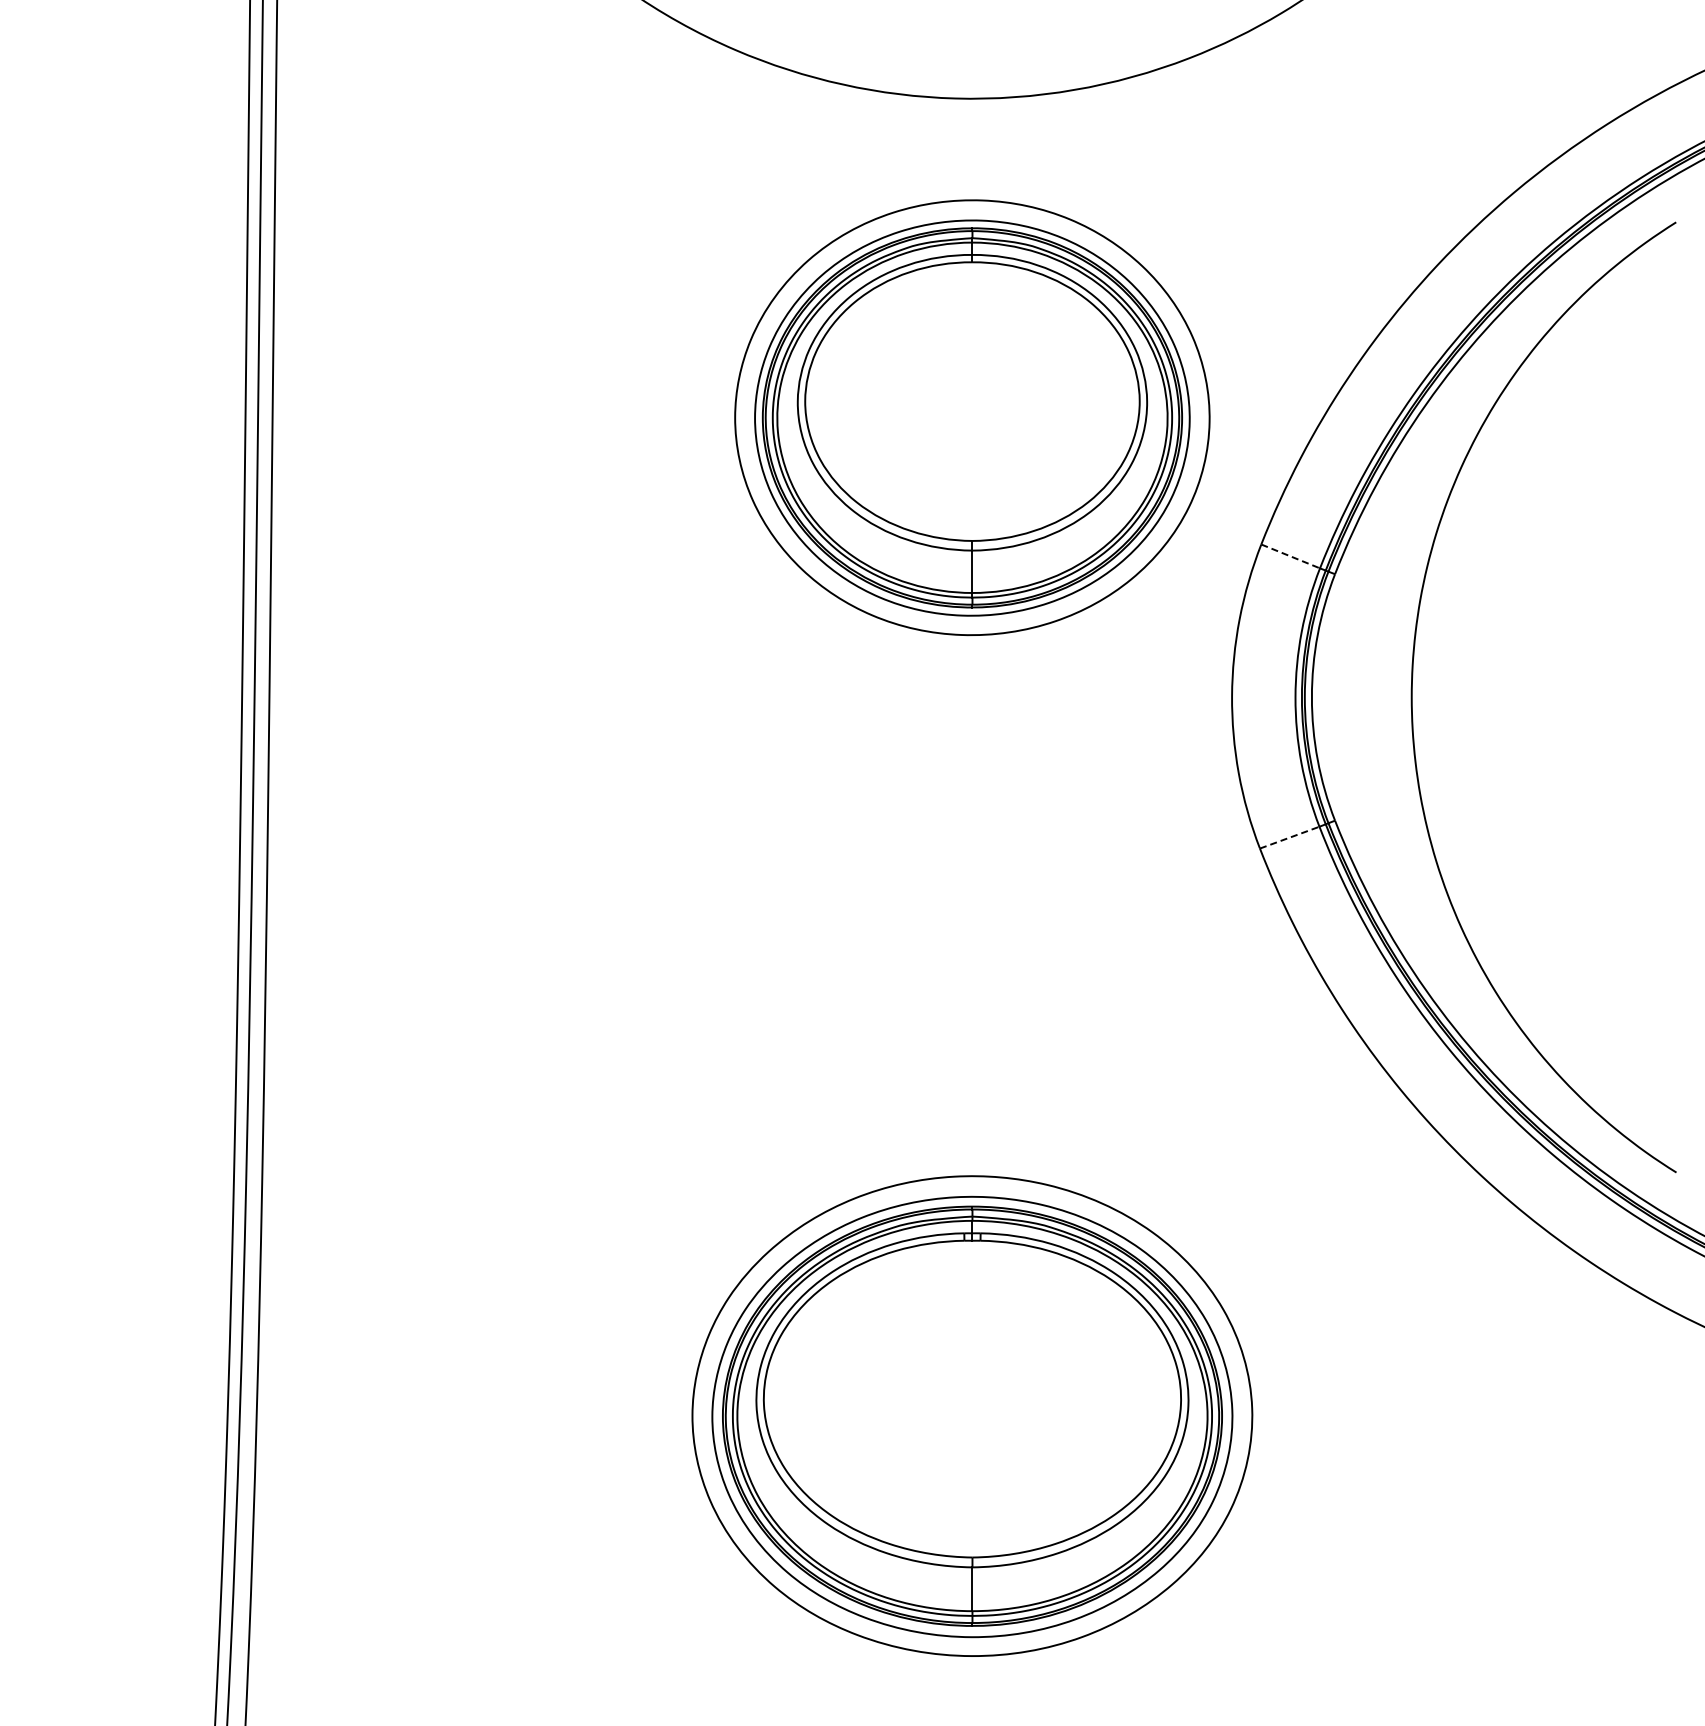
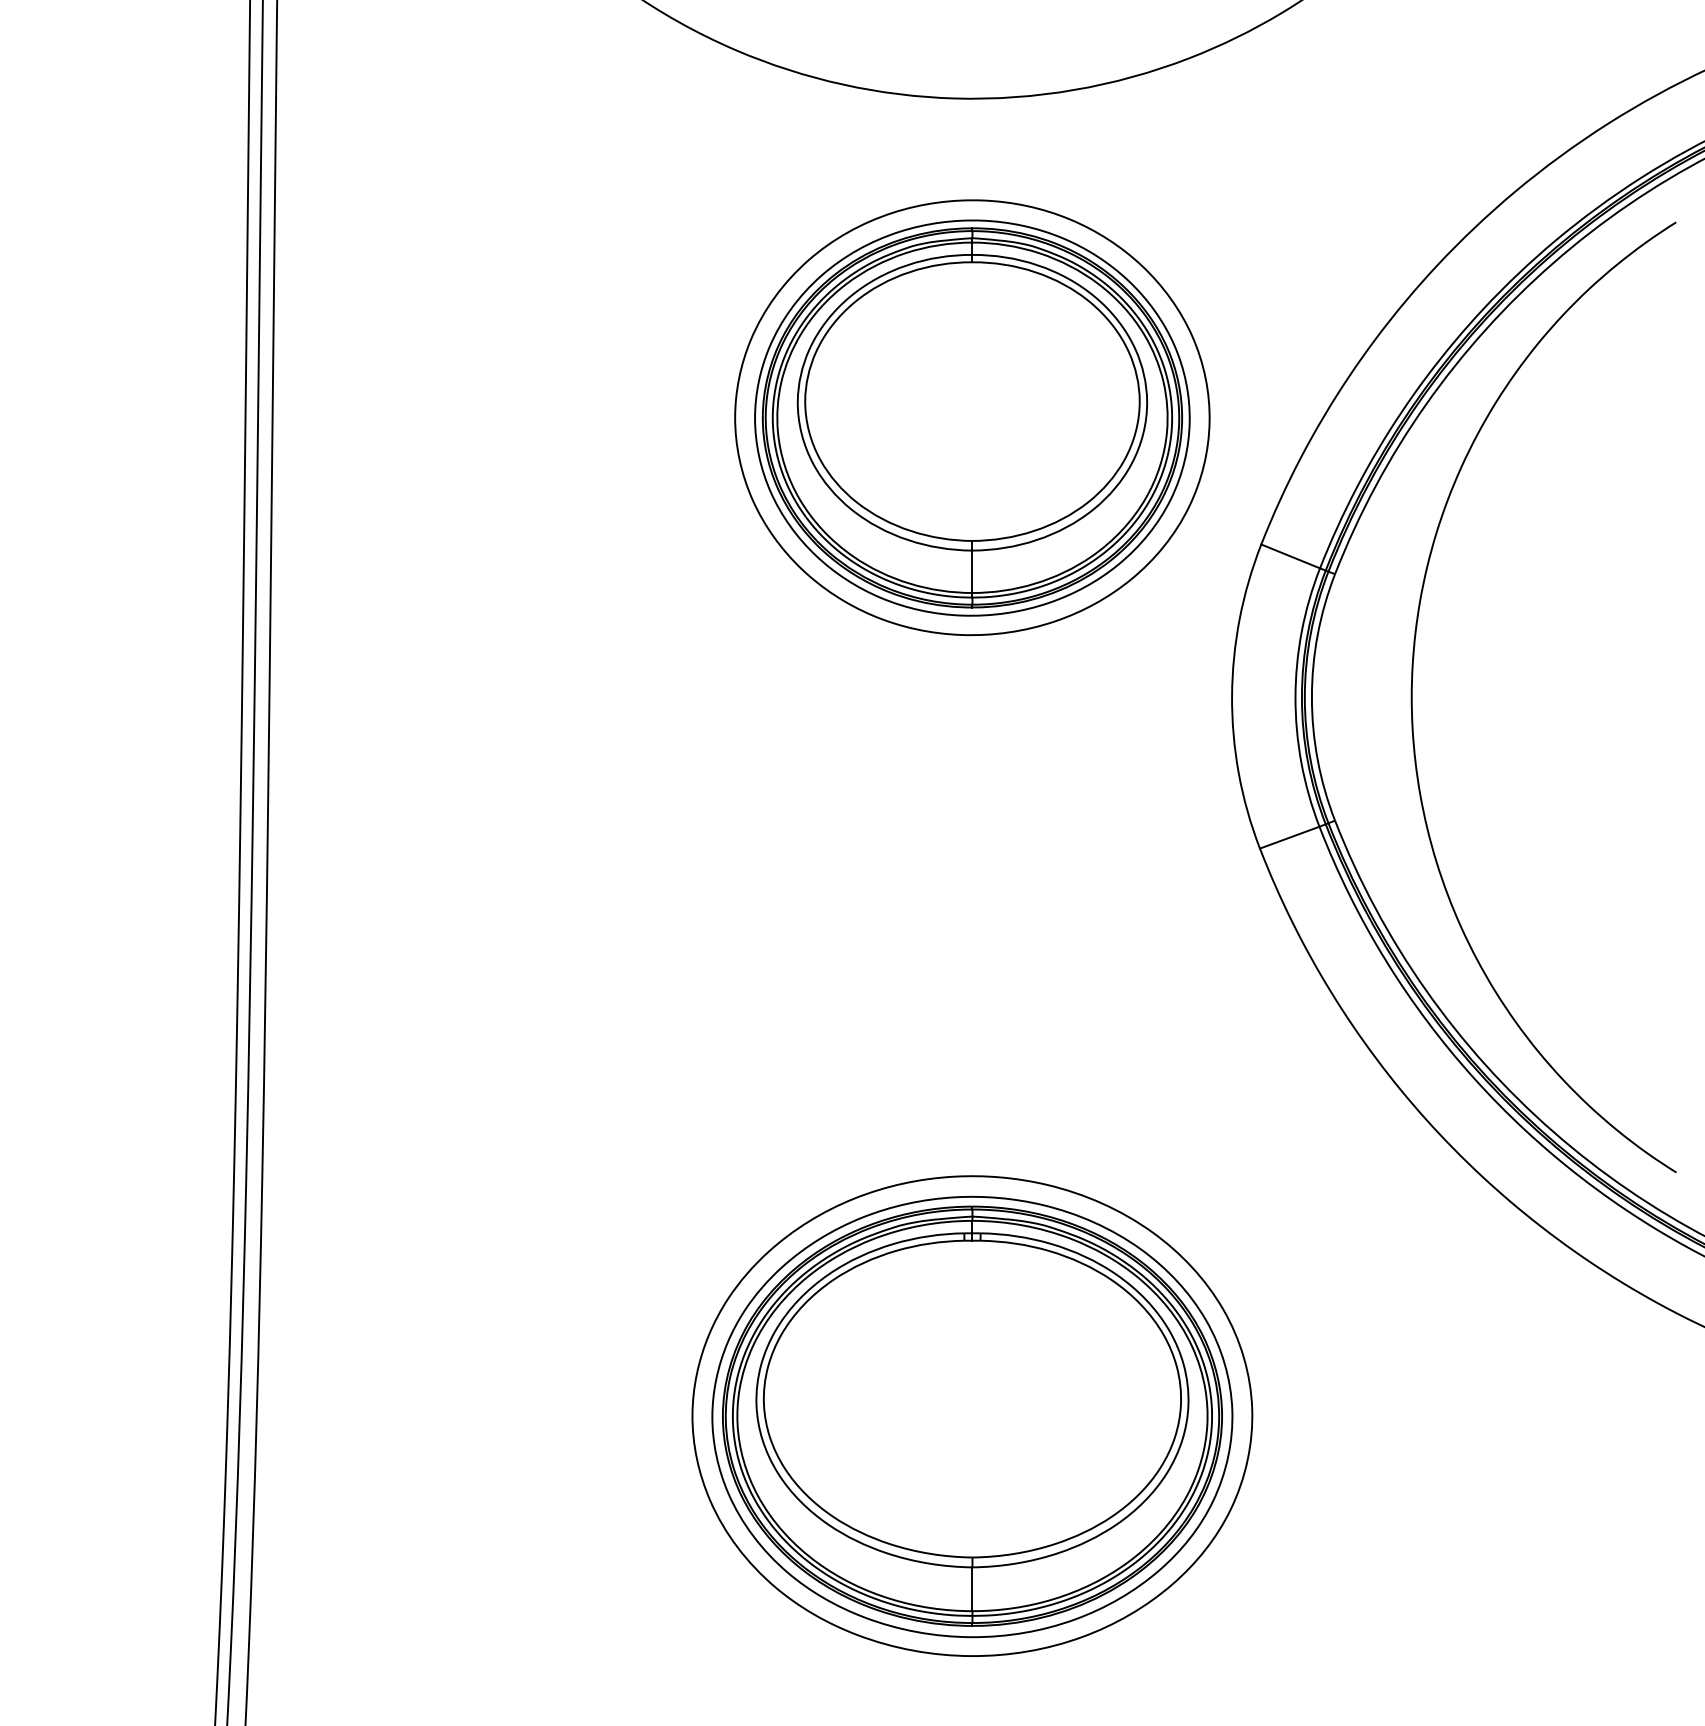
line: dashed -> solid (1290, 556)
line: dashed -> solid (1289, 837)
